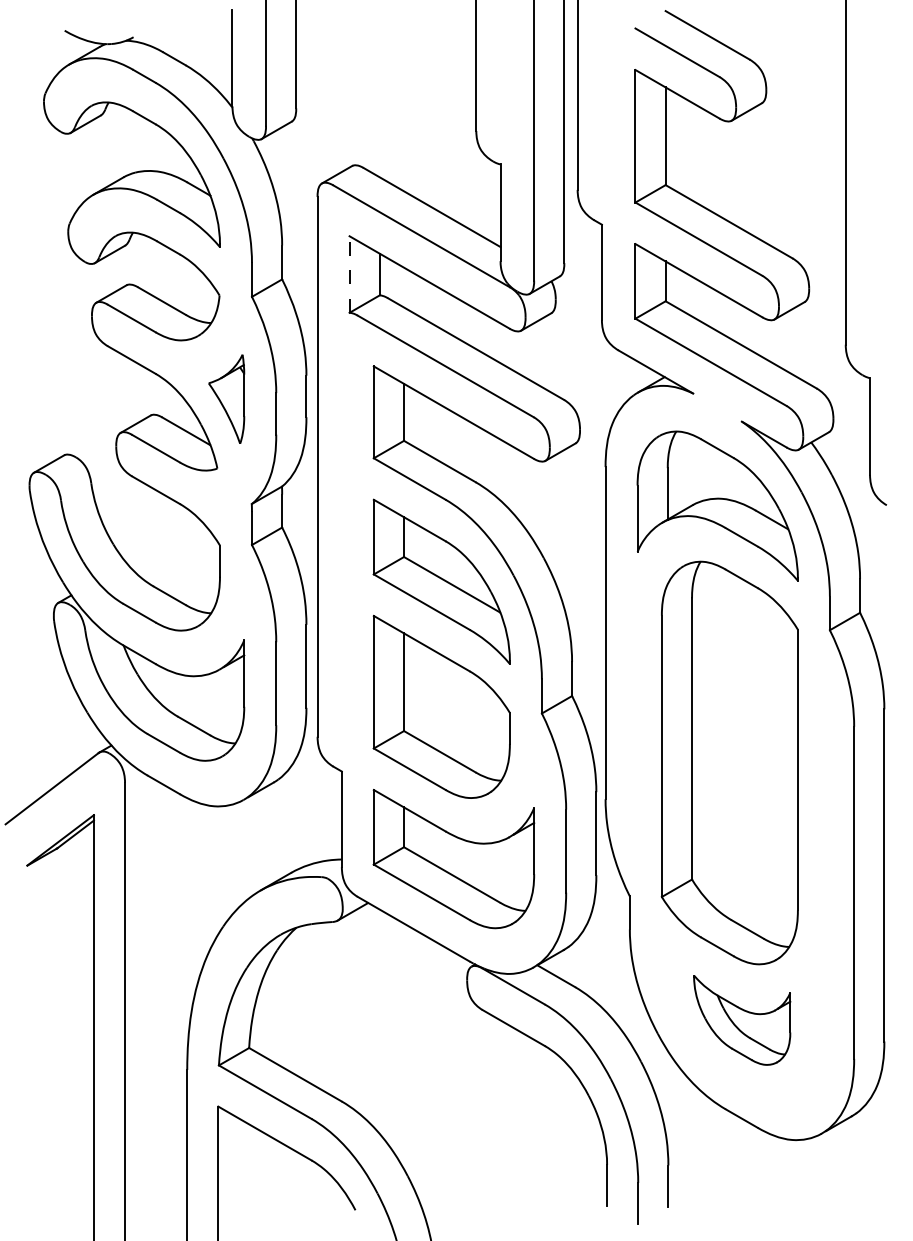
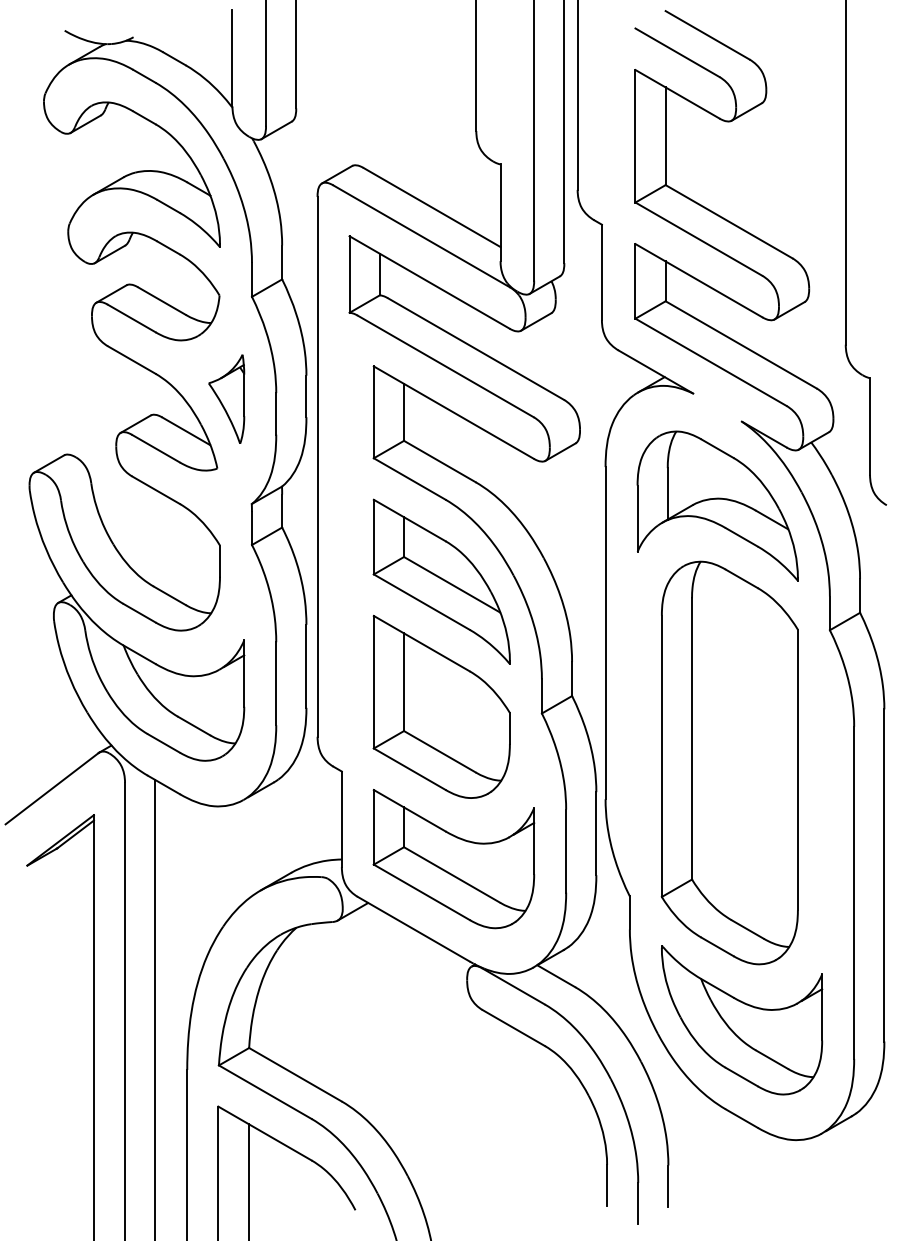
line: dashed -> solid (349, 274)
line: none -> present (155, 1008)
part size: 99x91 px -> 163x151 px (742, 1020)
line: none -> present (248, 1180)
